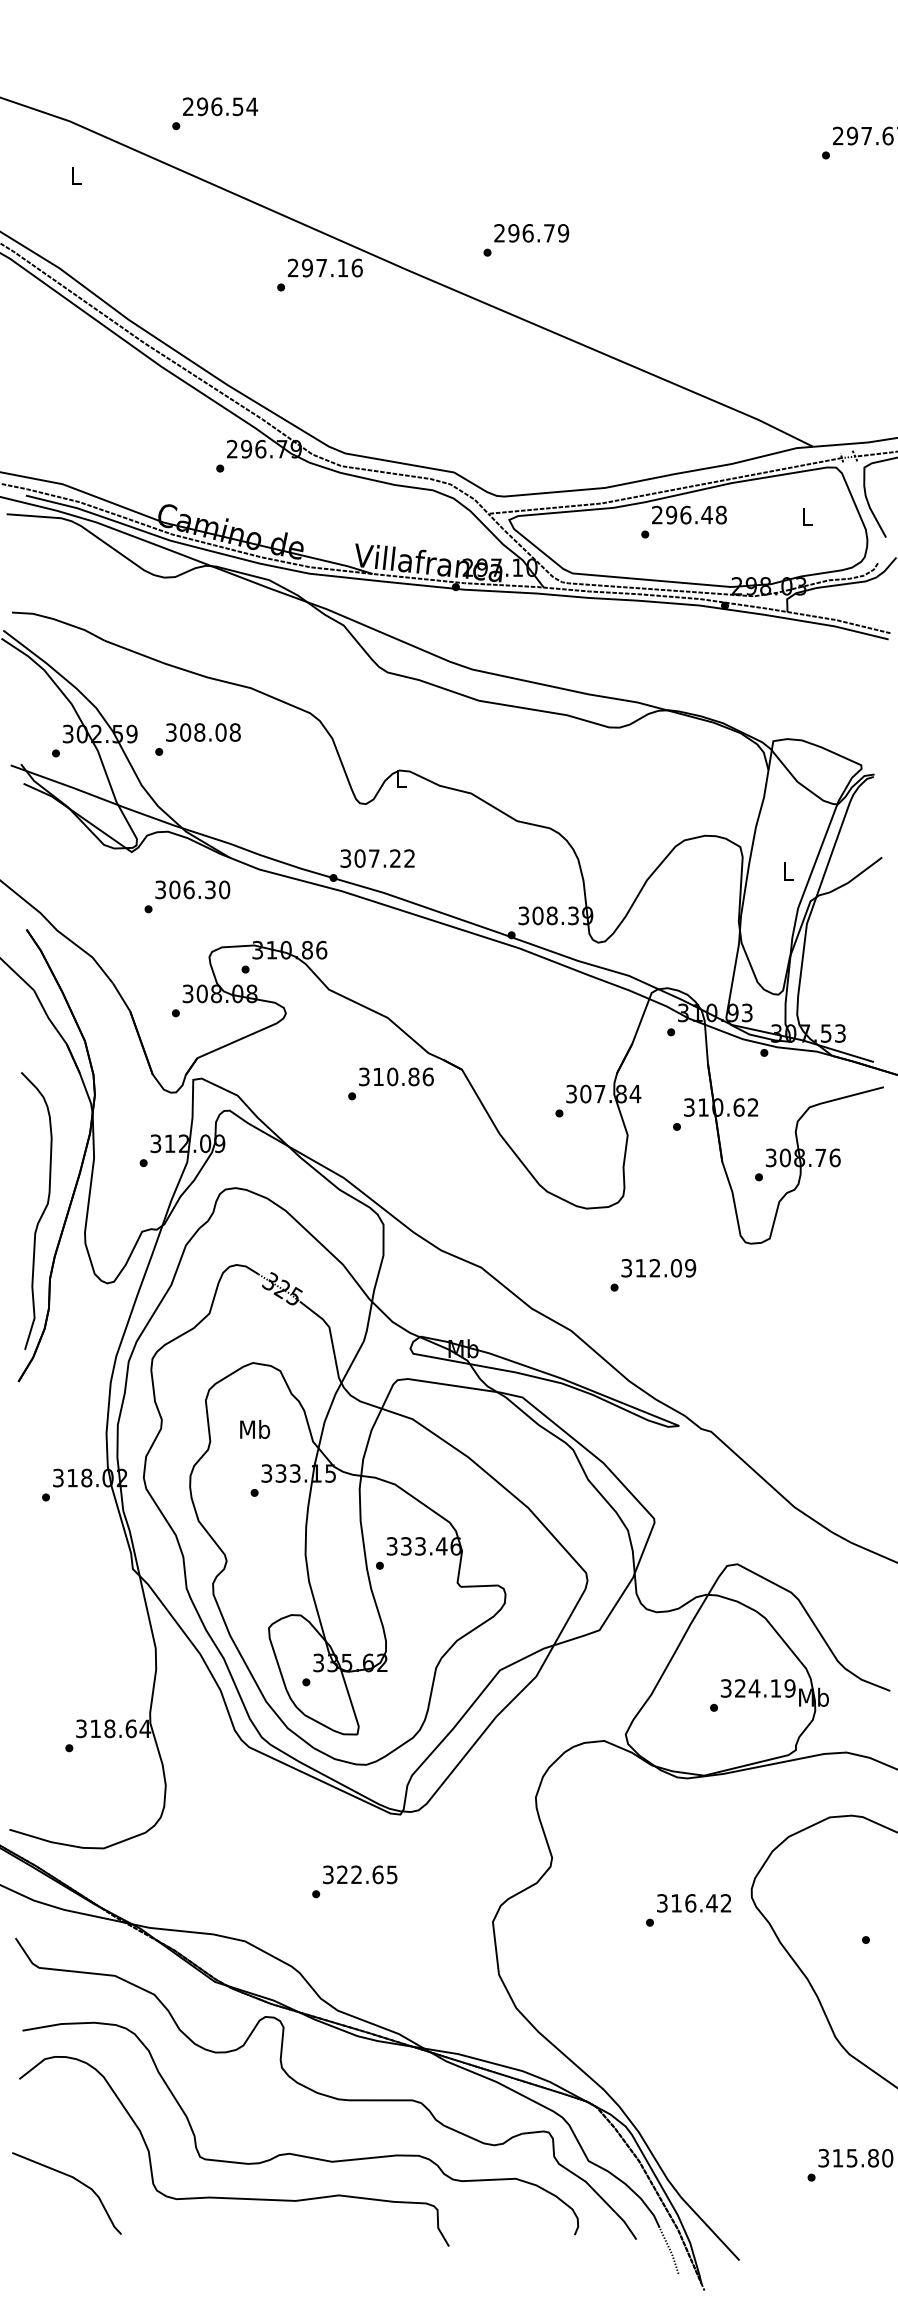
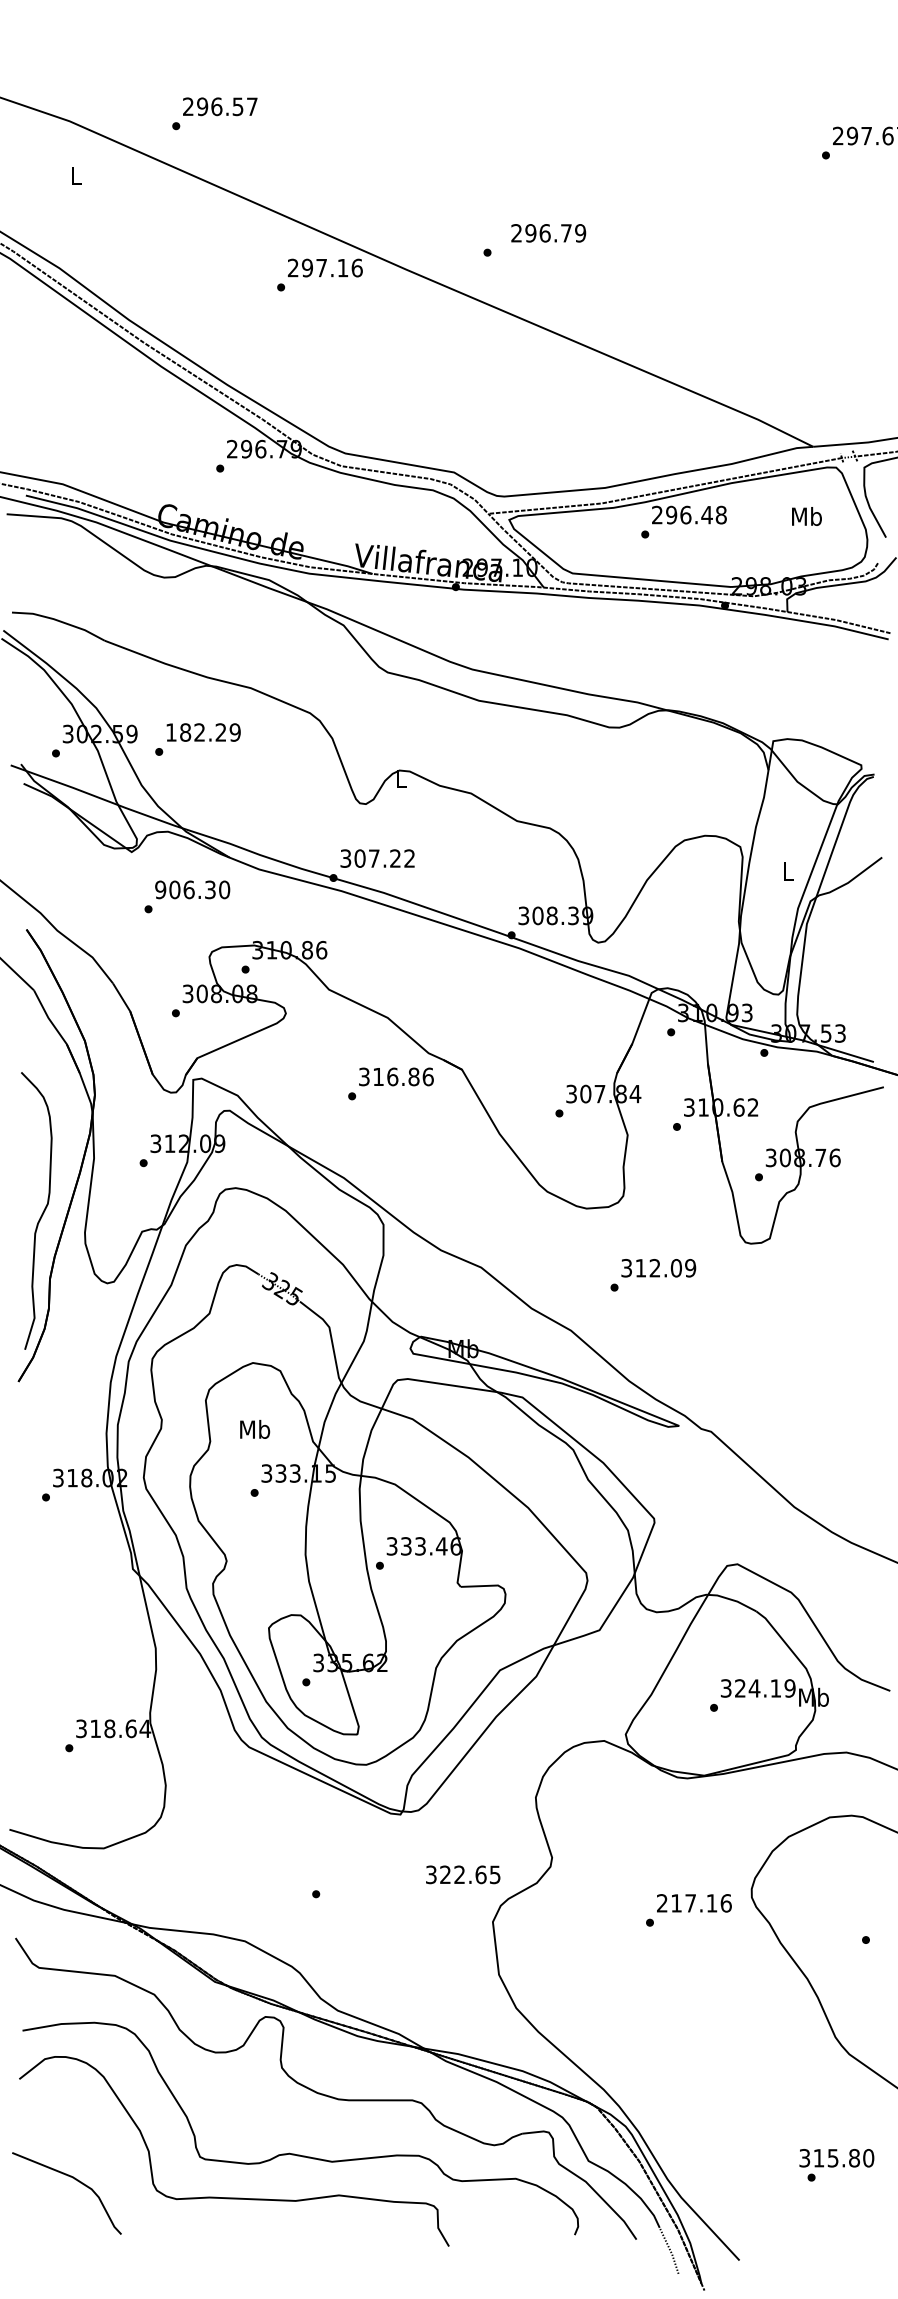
text: 296.54 -> 296.57 (252, 106)
text position: (531, 233) -> (548, 233) (548, 233)
text: L -> Mb (806, 516)
text: 308.08 -> 182.29 (203, 732)
text: 306.30 -> 906.30 (160, 889)
text: 310.86 -> 316.86 (392, 1076)
text position: (360, 1874) -> (463, 1874) (463, 1874)
text: 316.42 -> 217.16 (694, 1903)
text position: (855, 2158) -> (836, 2158) (836, 2158)
